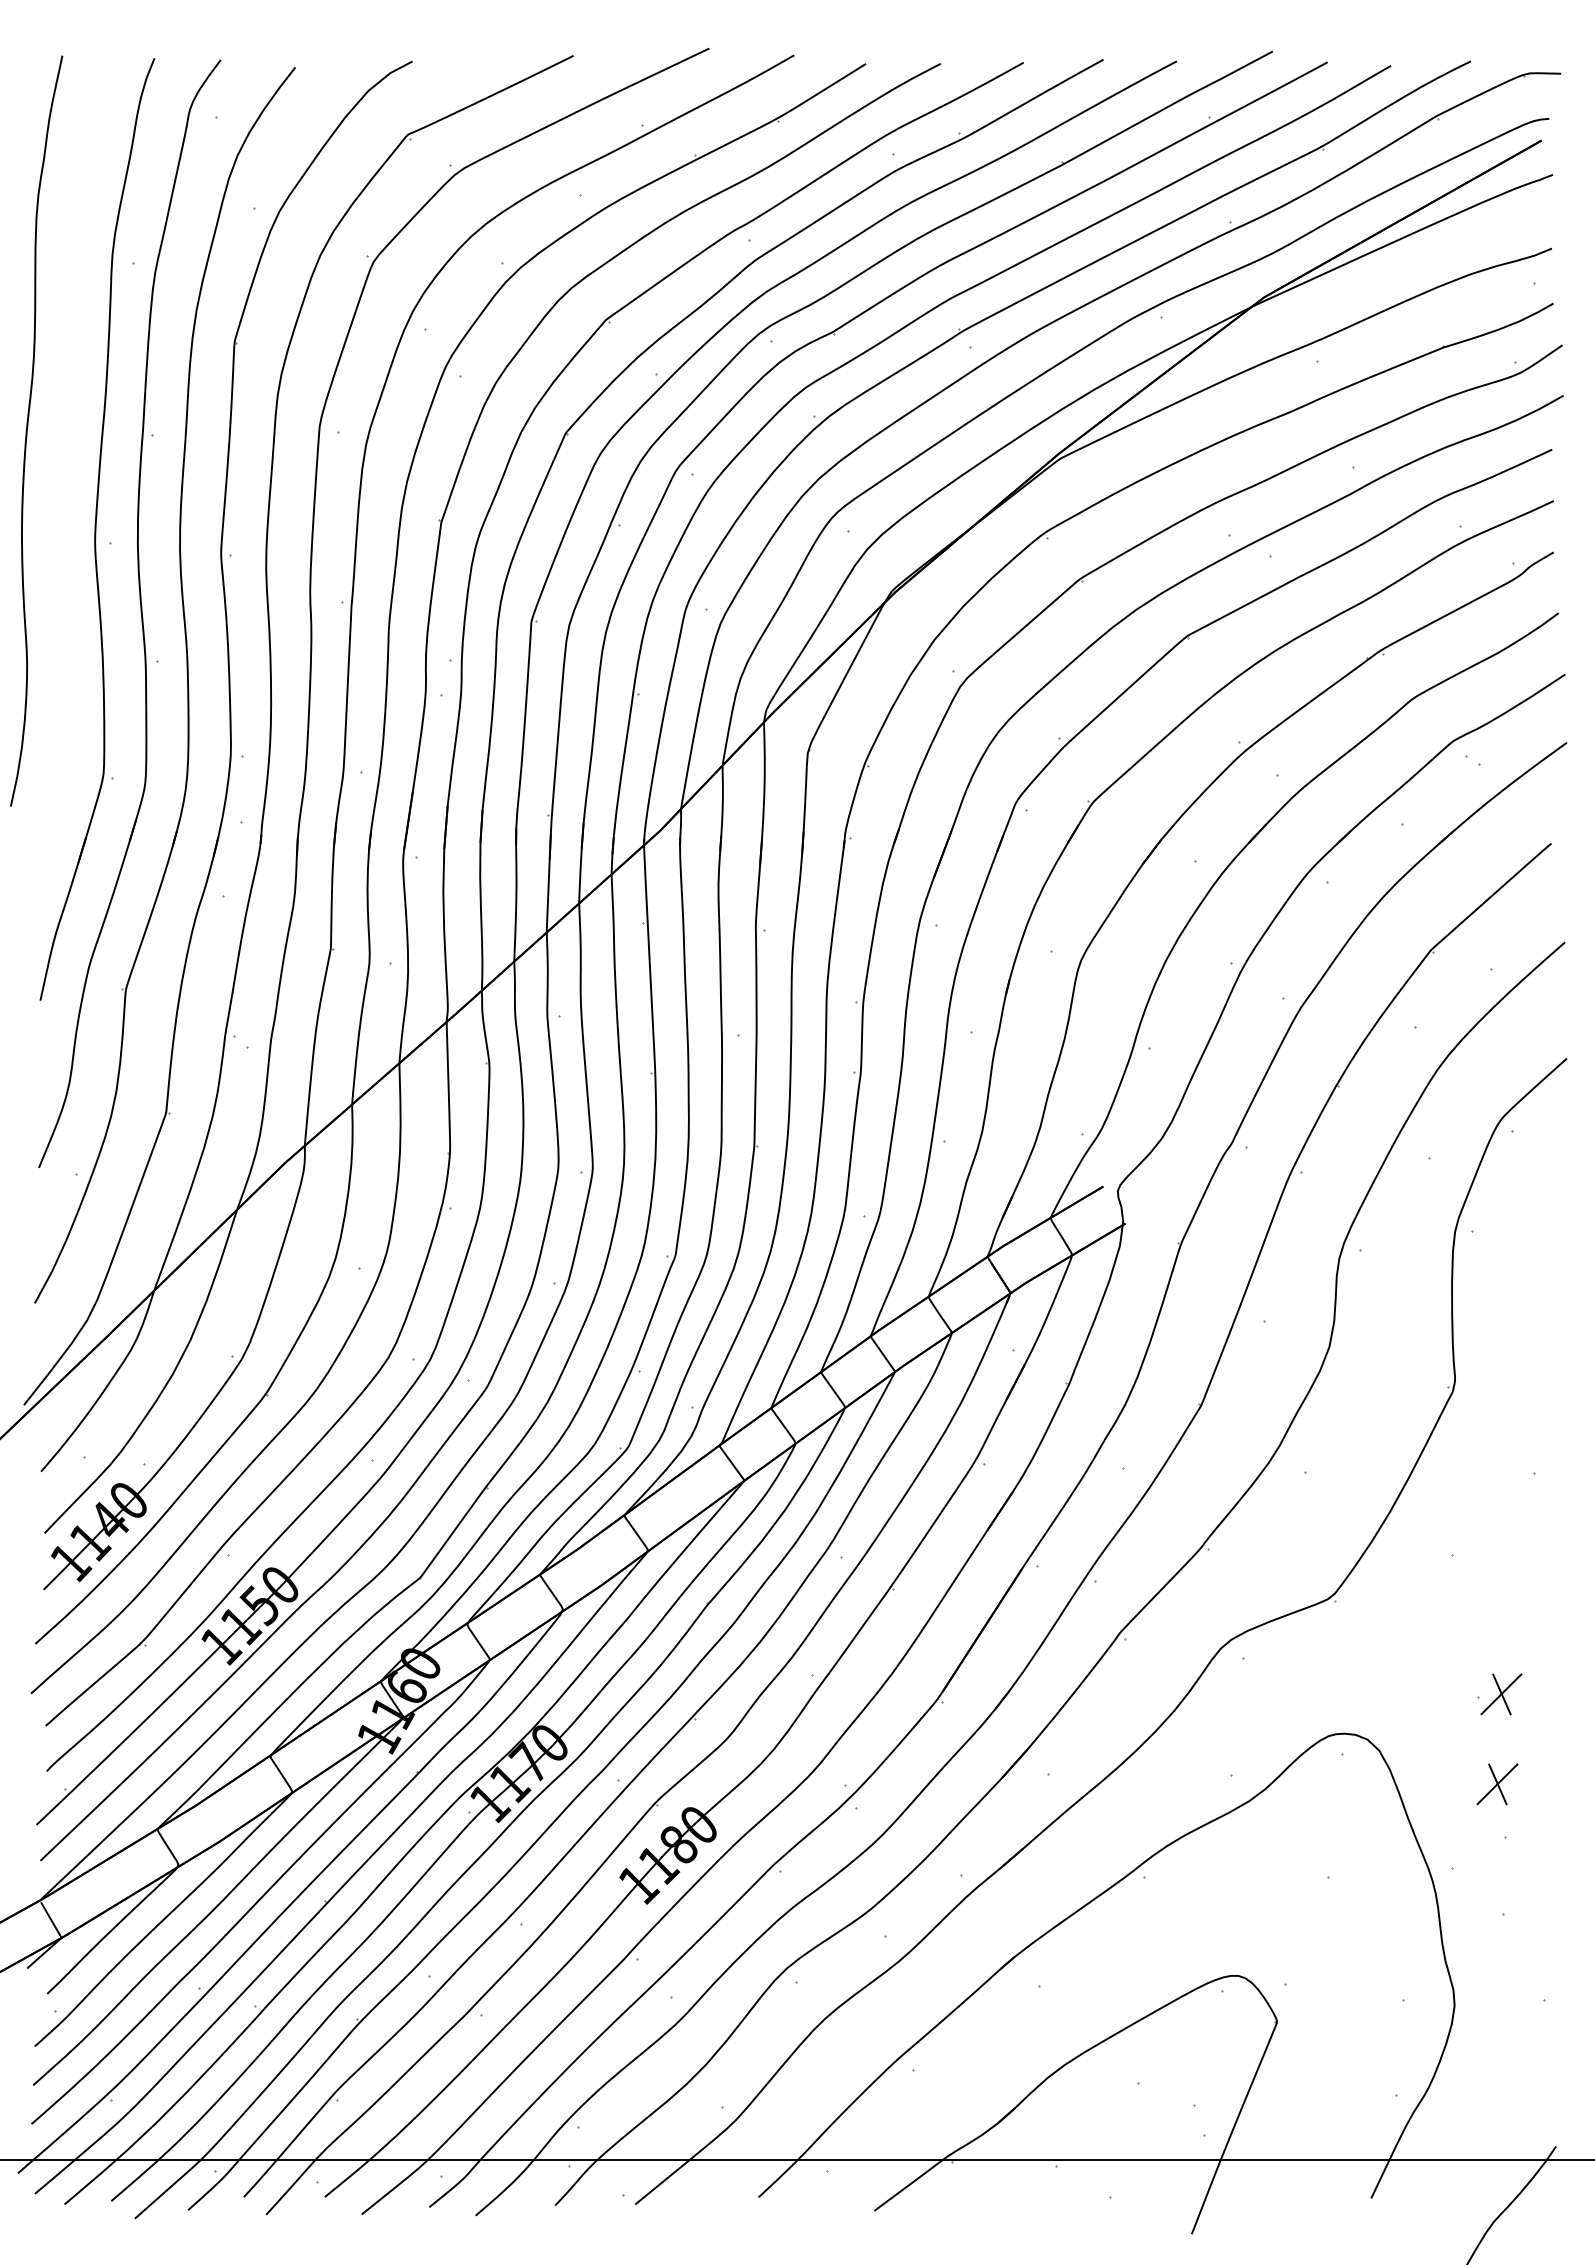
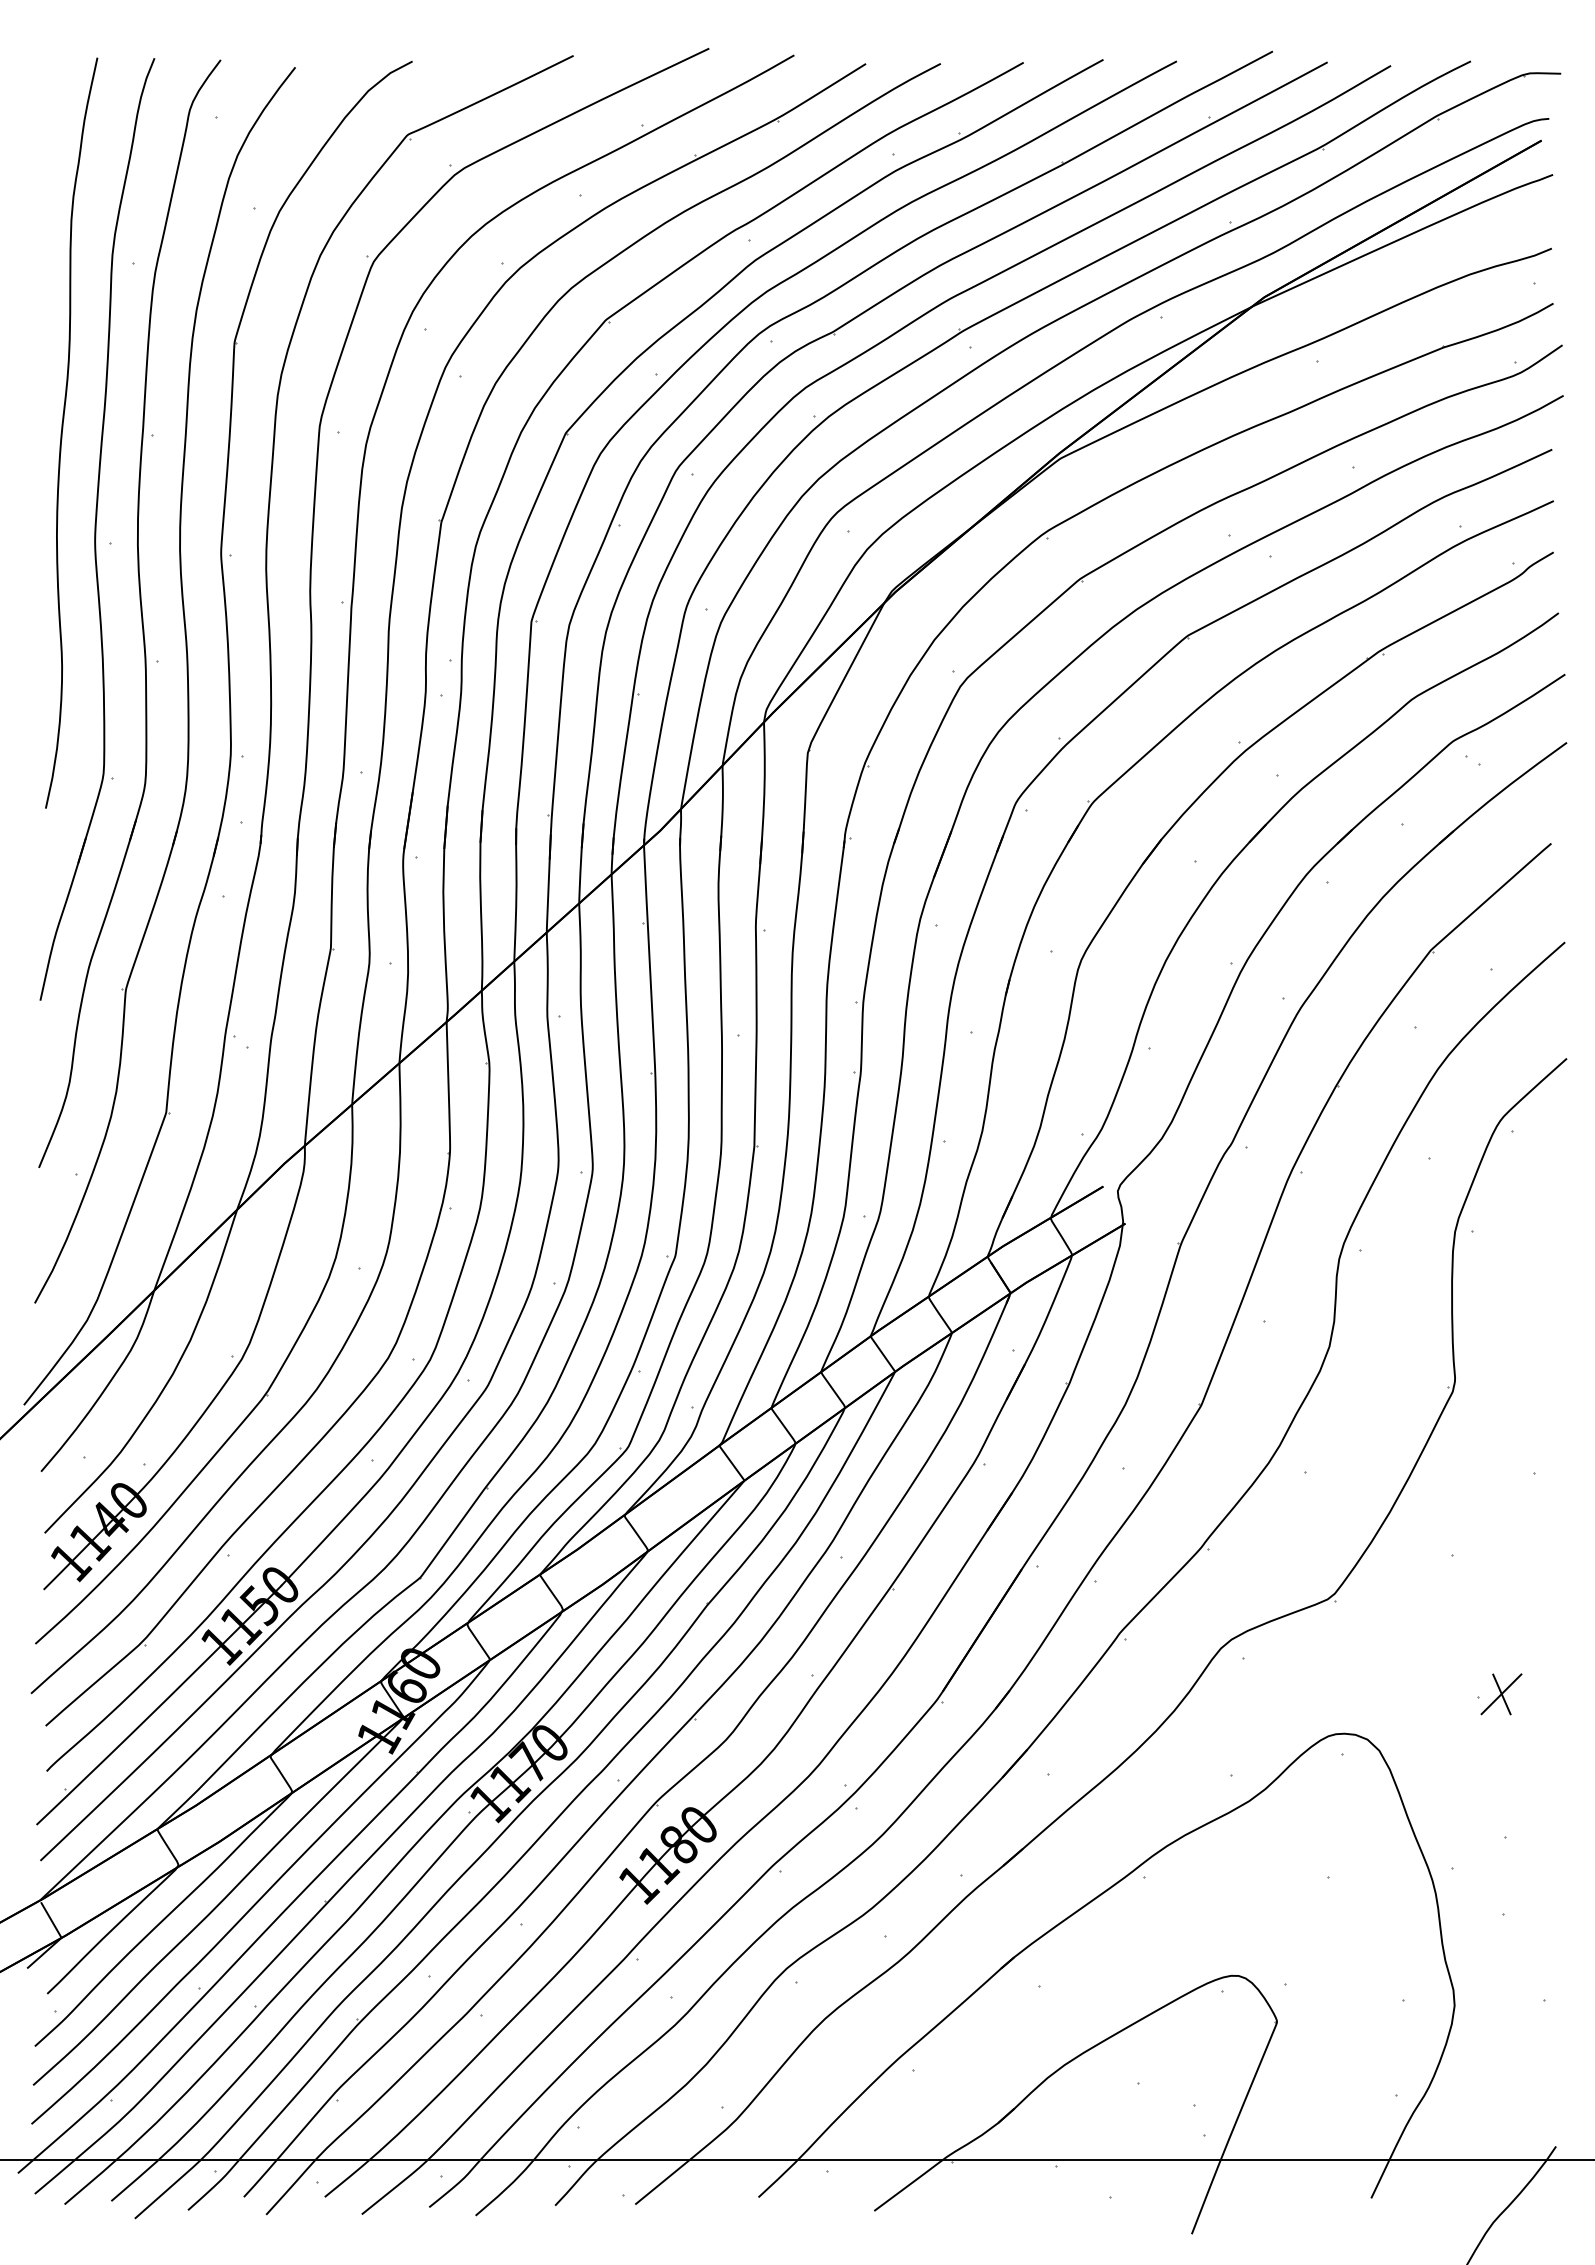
curve position: (28, 426) -> (63, 428) (63, 428)
part: present -> none (1497, 1784)
